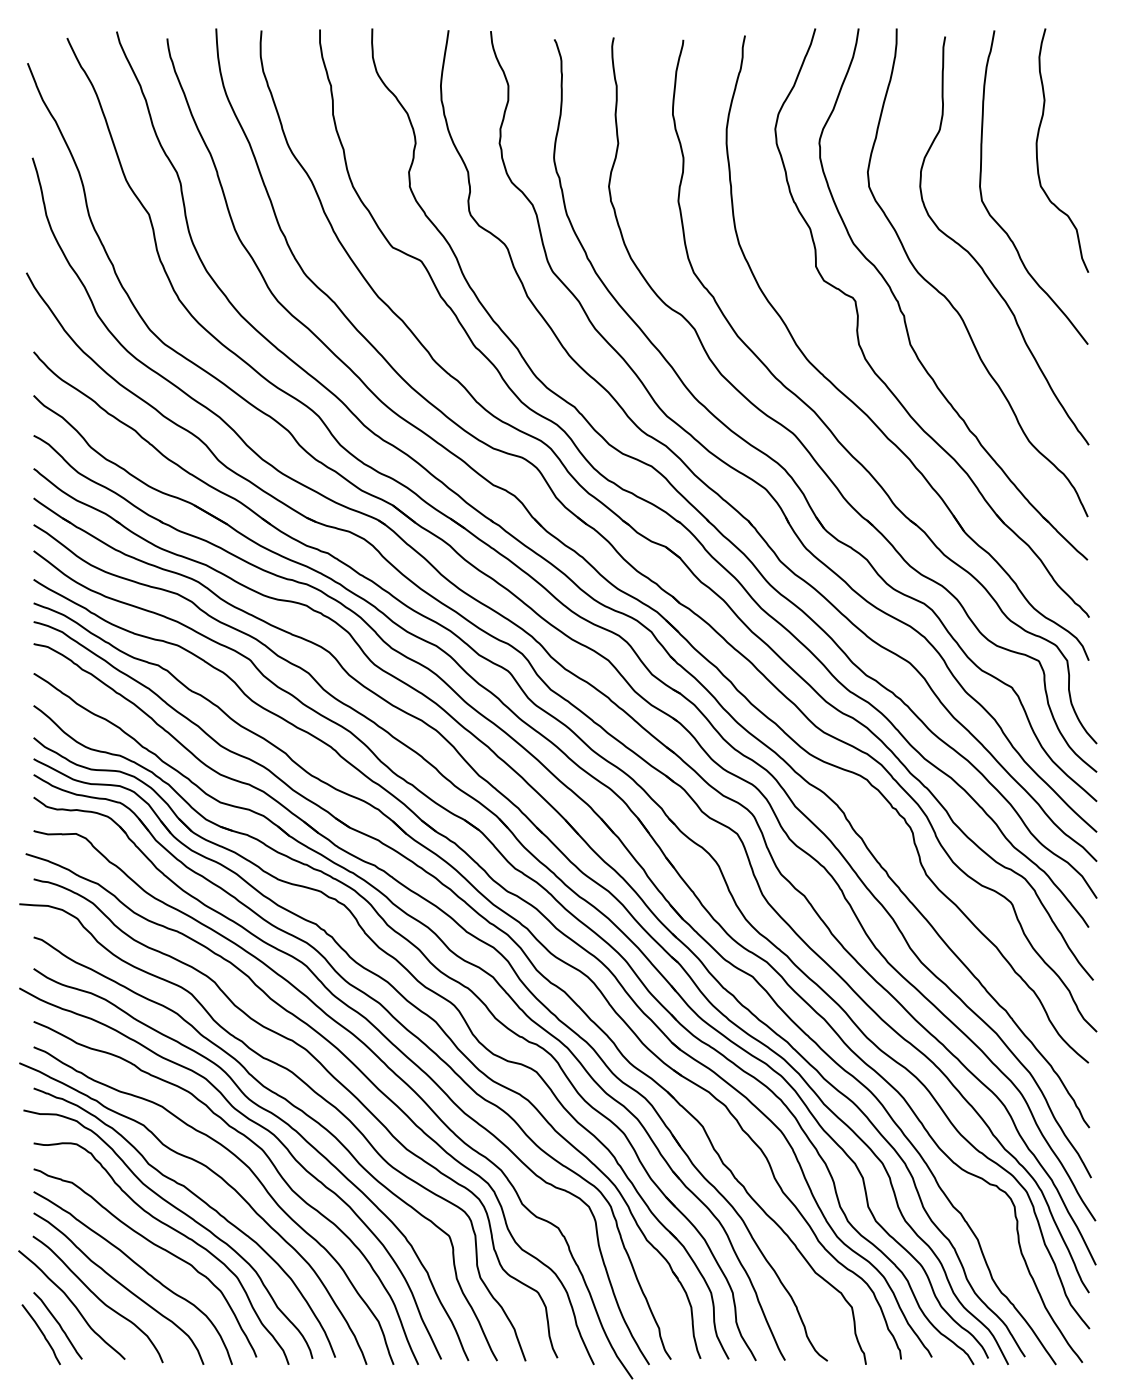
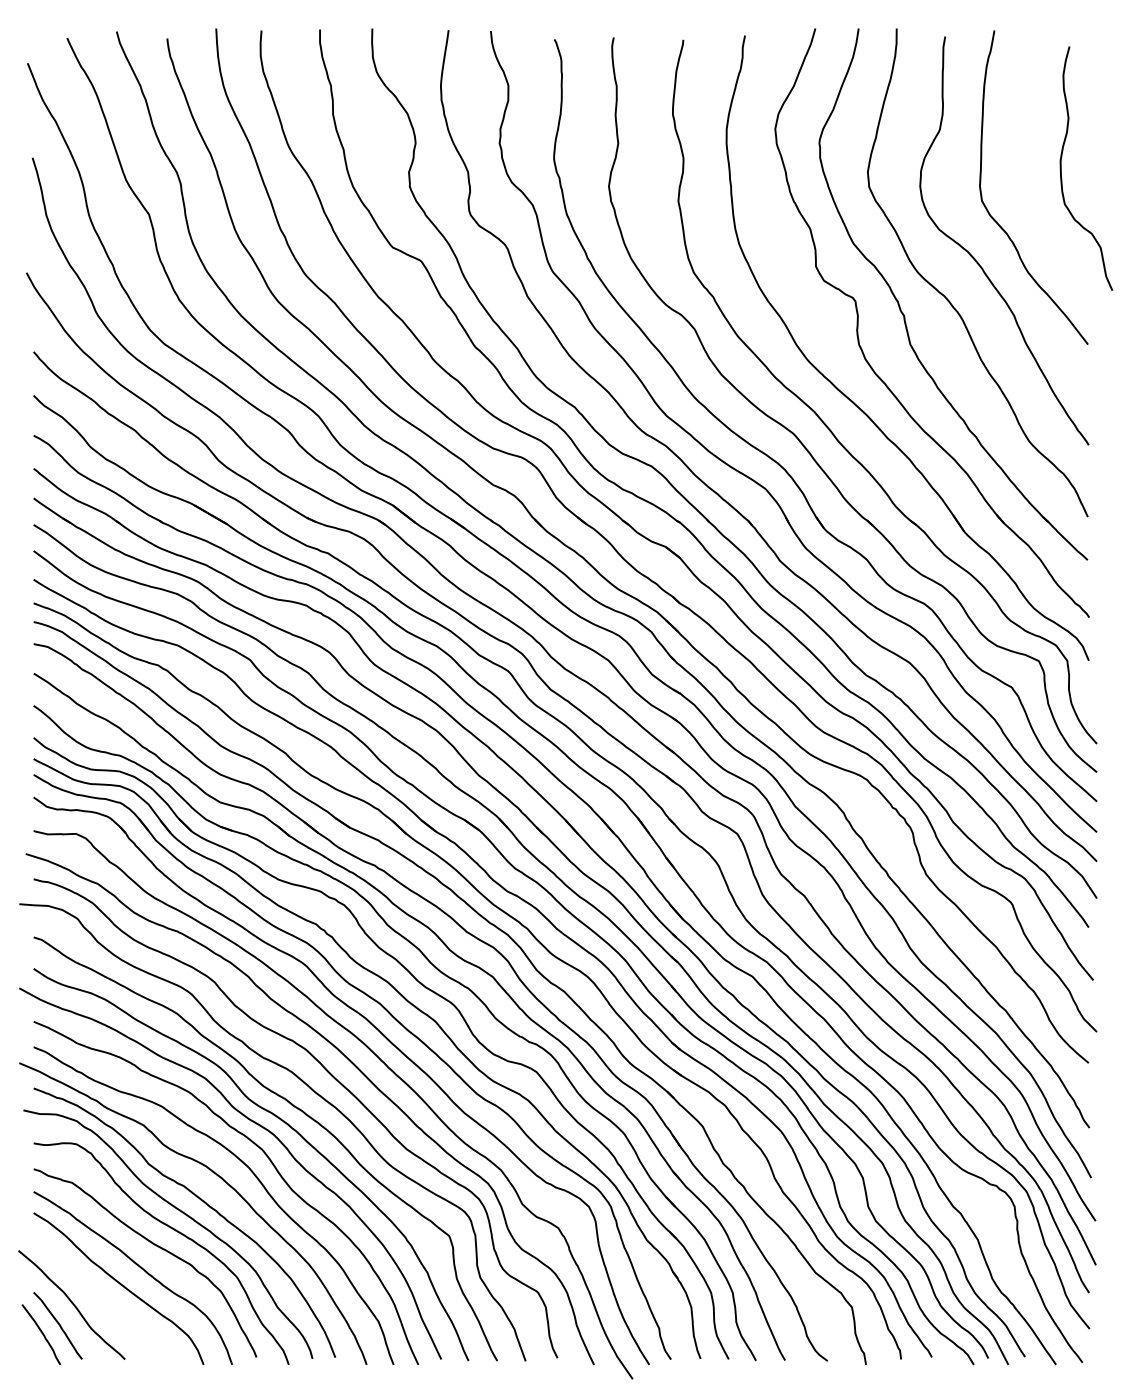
curve position: (1037, 150) -> (1061, 168) (1061, 168)
curve: present -> none (97, 1298)
